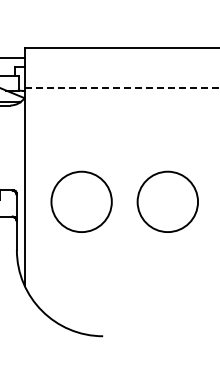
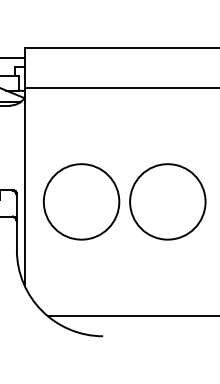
line: dashed -> solid (122, 87)
circle size: 63x63 px -> 78x78 px (81, 201)
circle diameter: 60 px -> 75 px (167, 201)
line: none -> present (132, 316)
